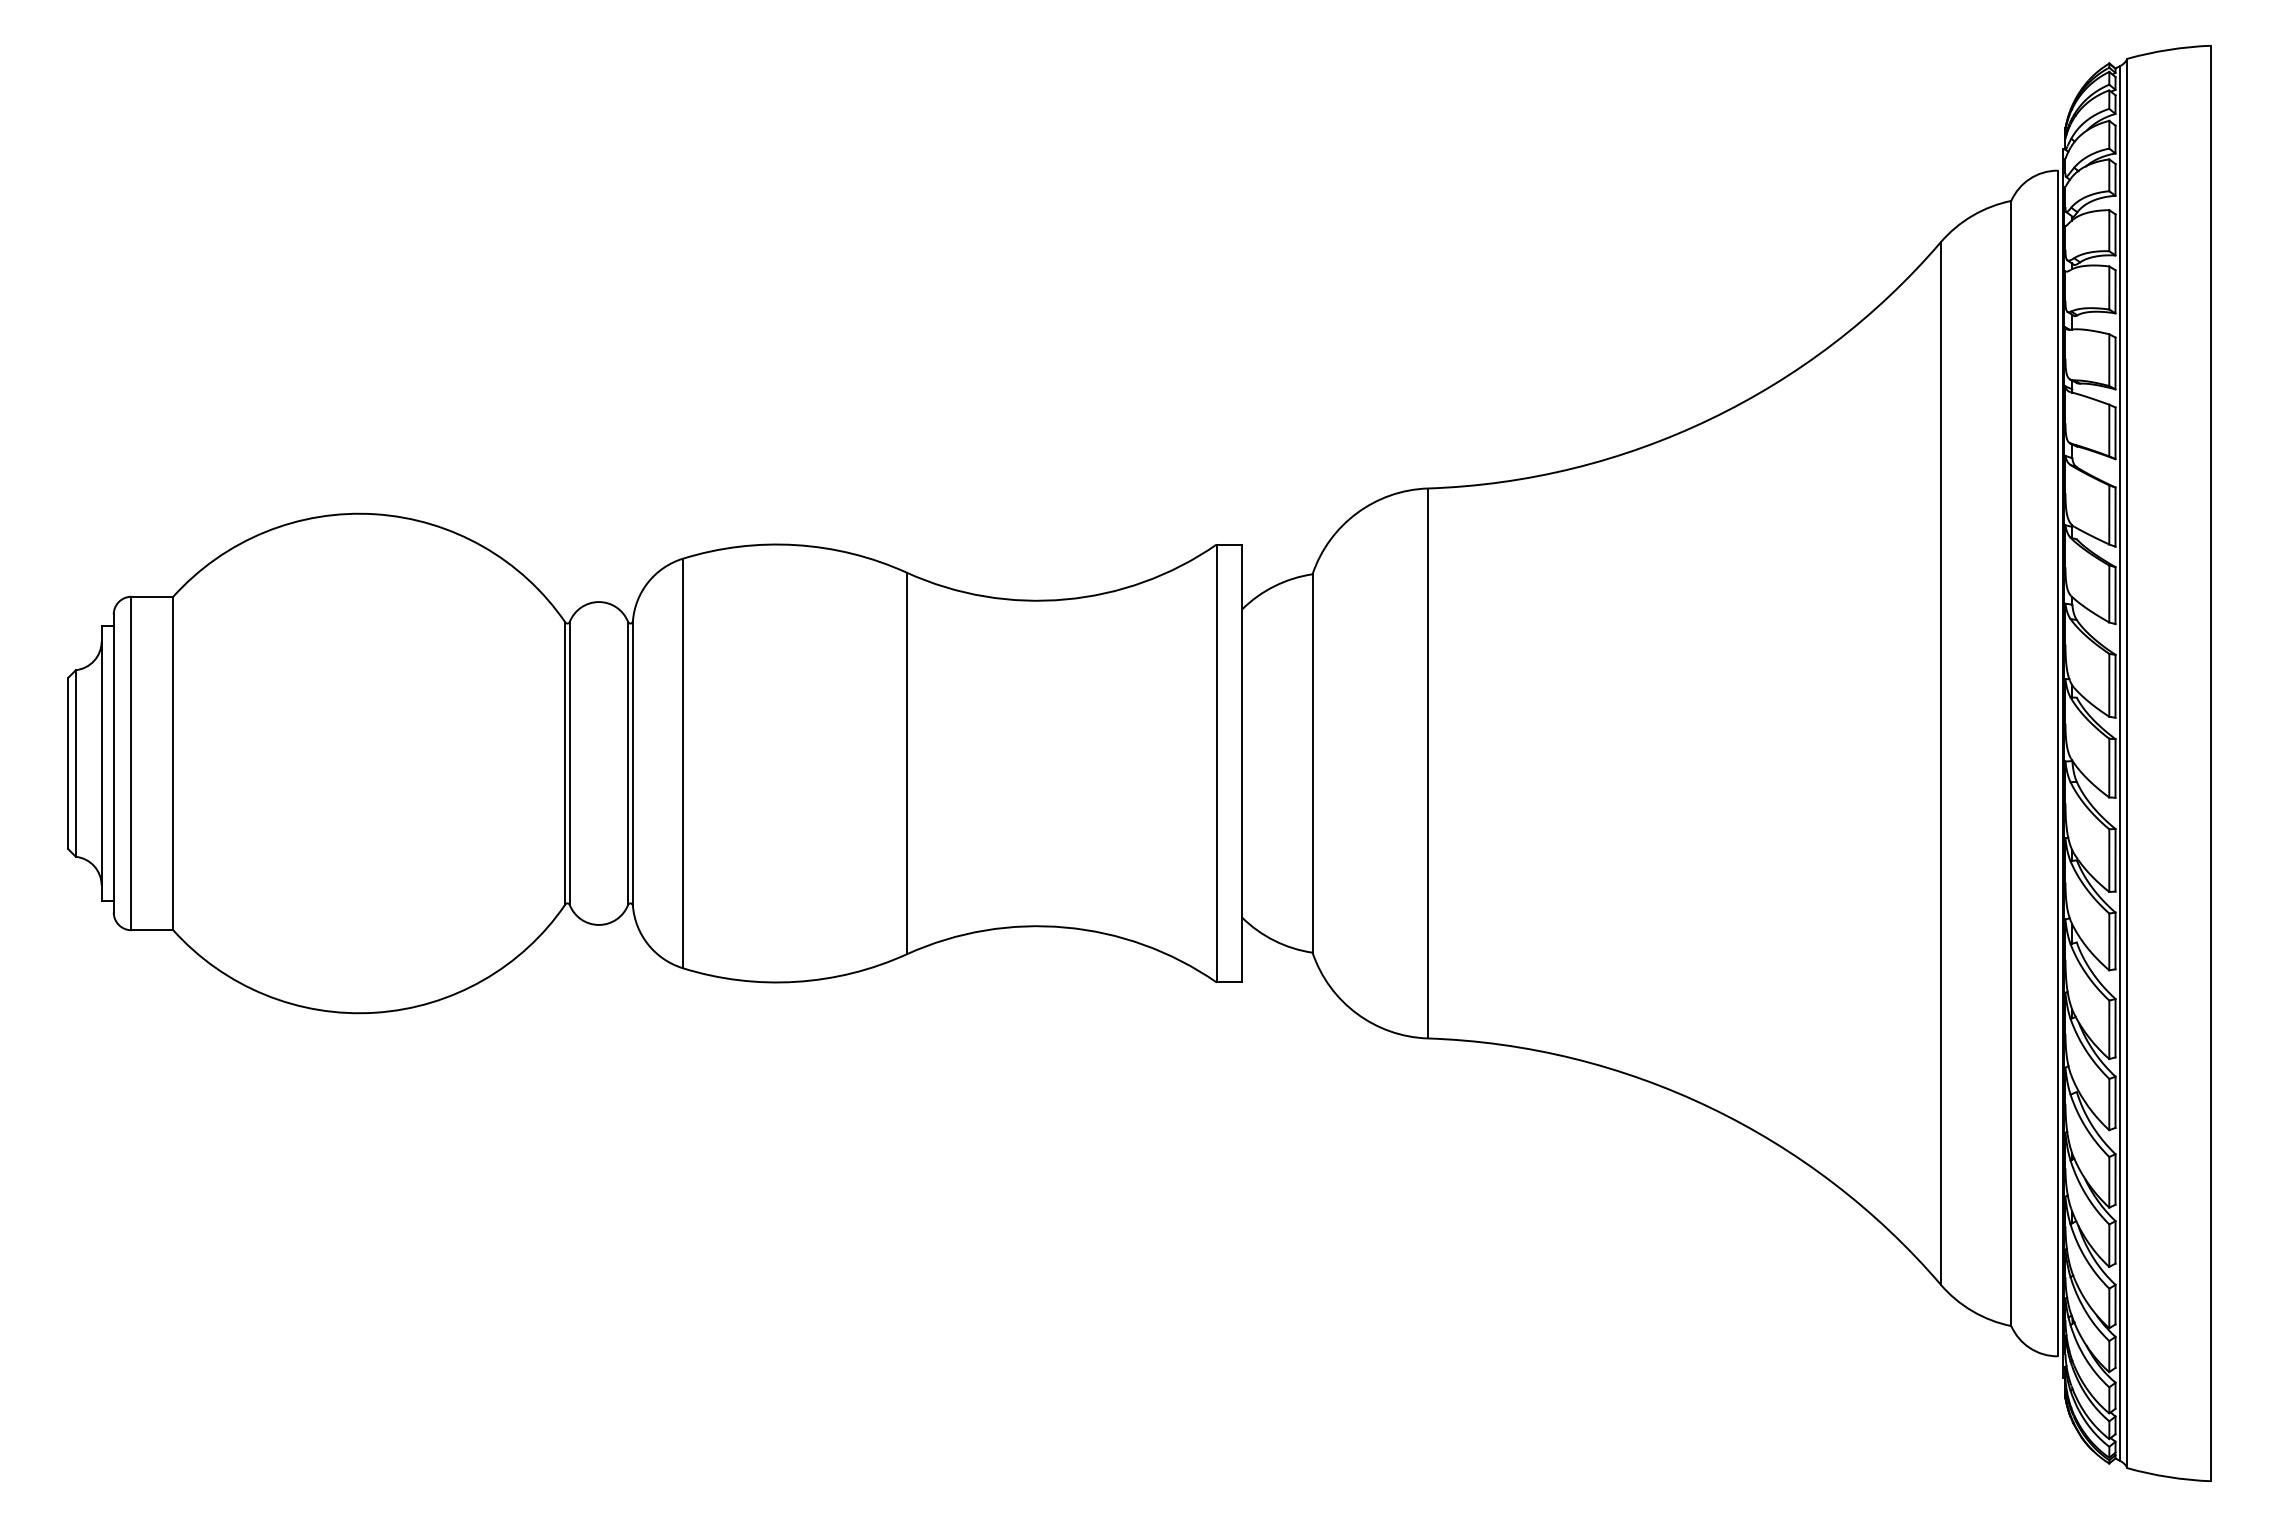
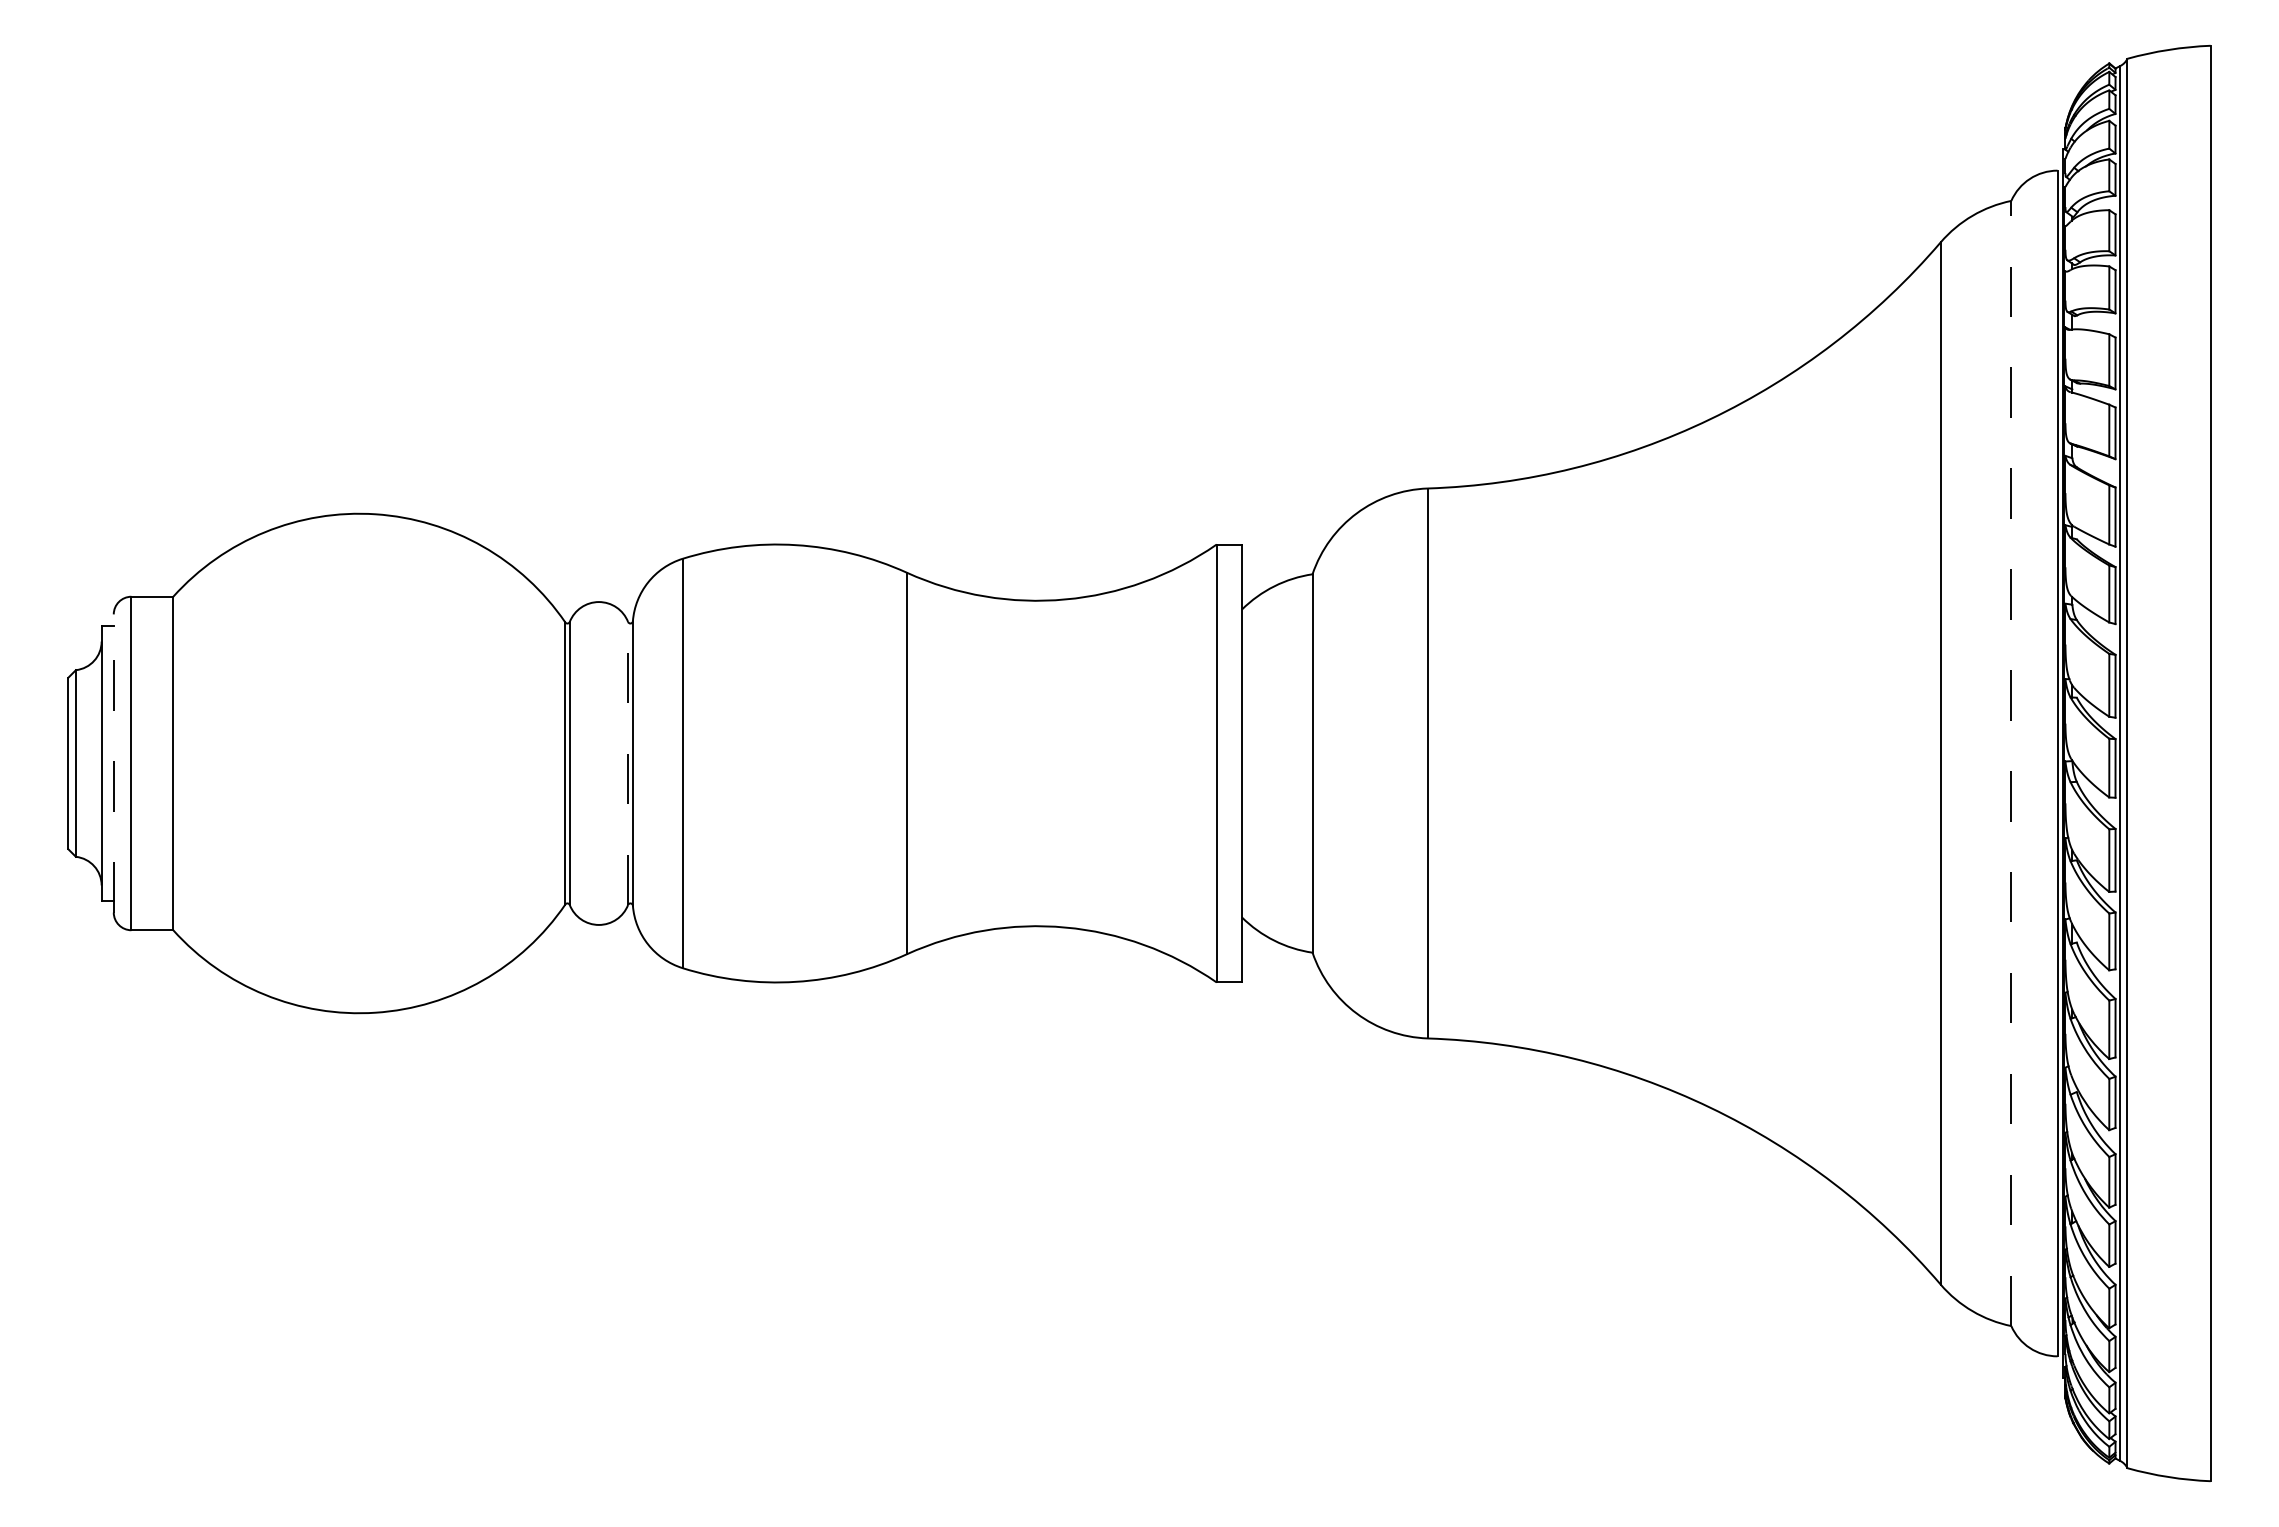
line: solid -> dashed (113, 763)
line: solid -> dashed (628, 763)
line: solid -> dashed (2011, 763)
